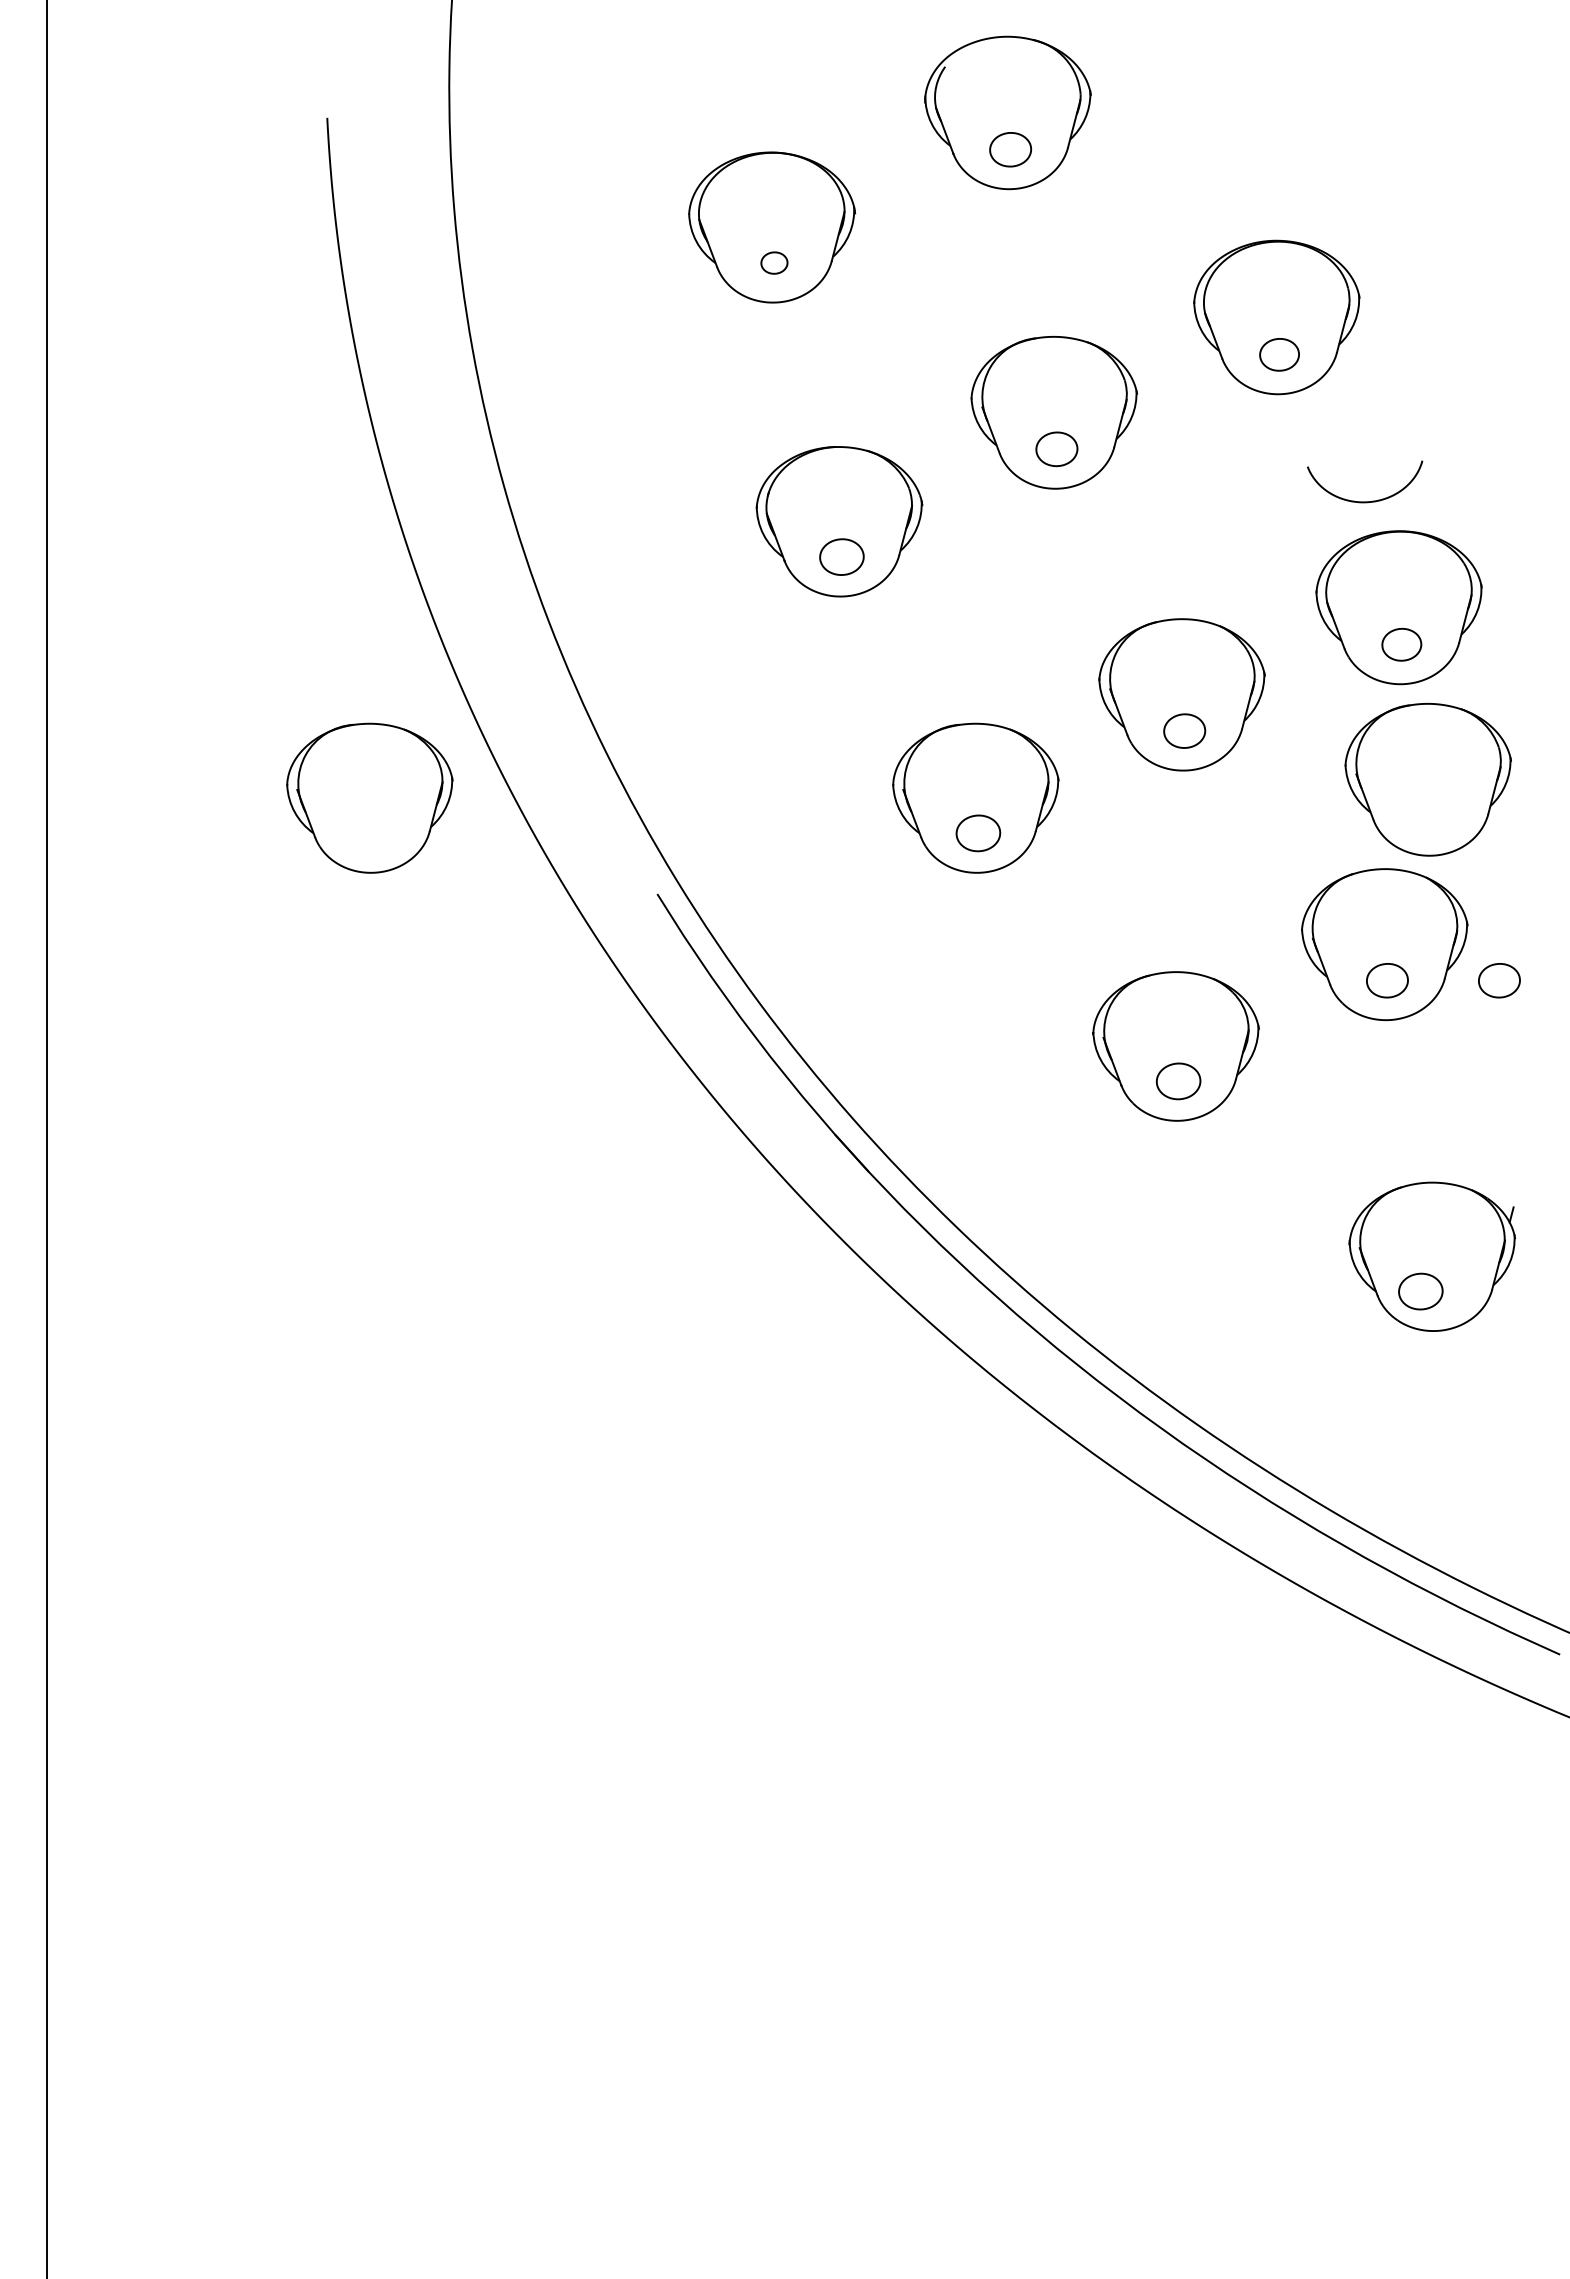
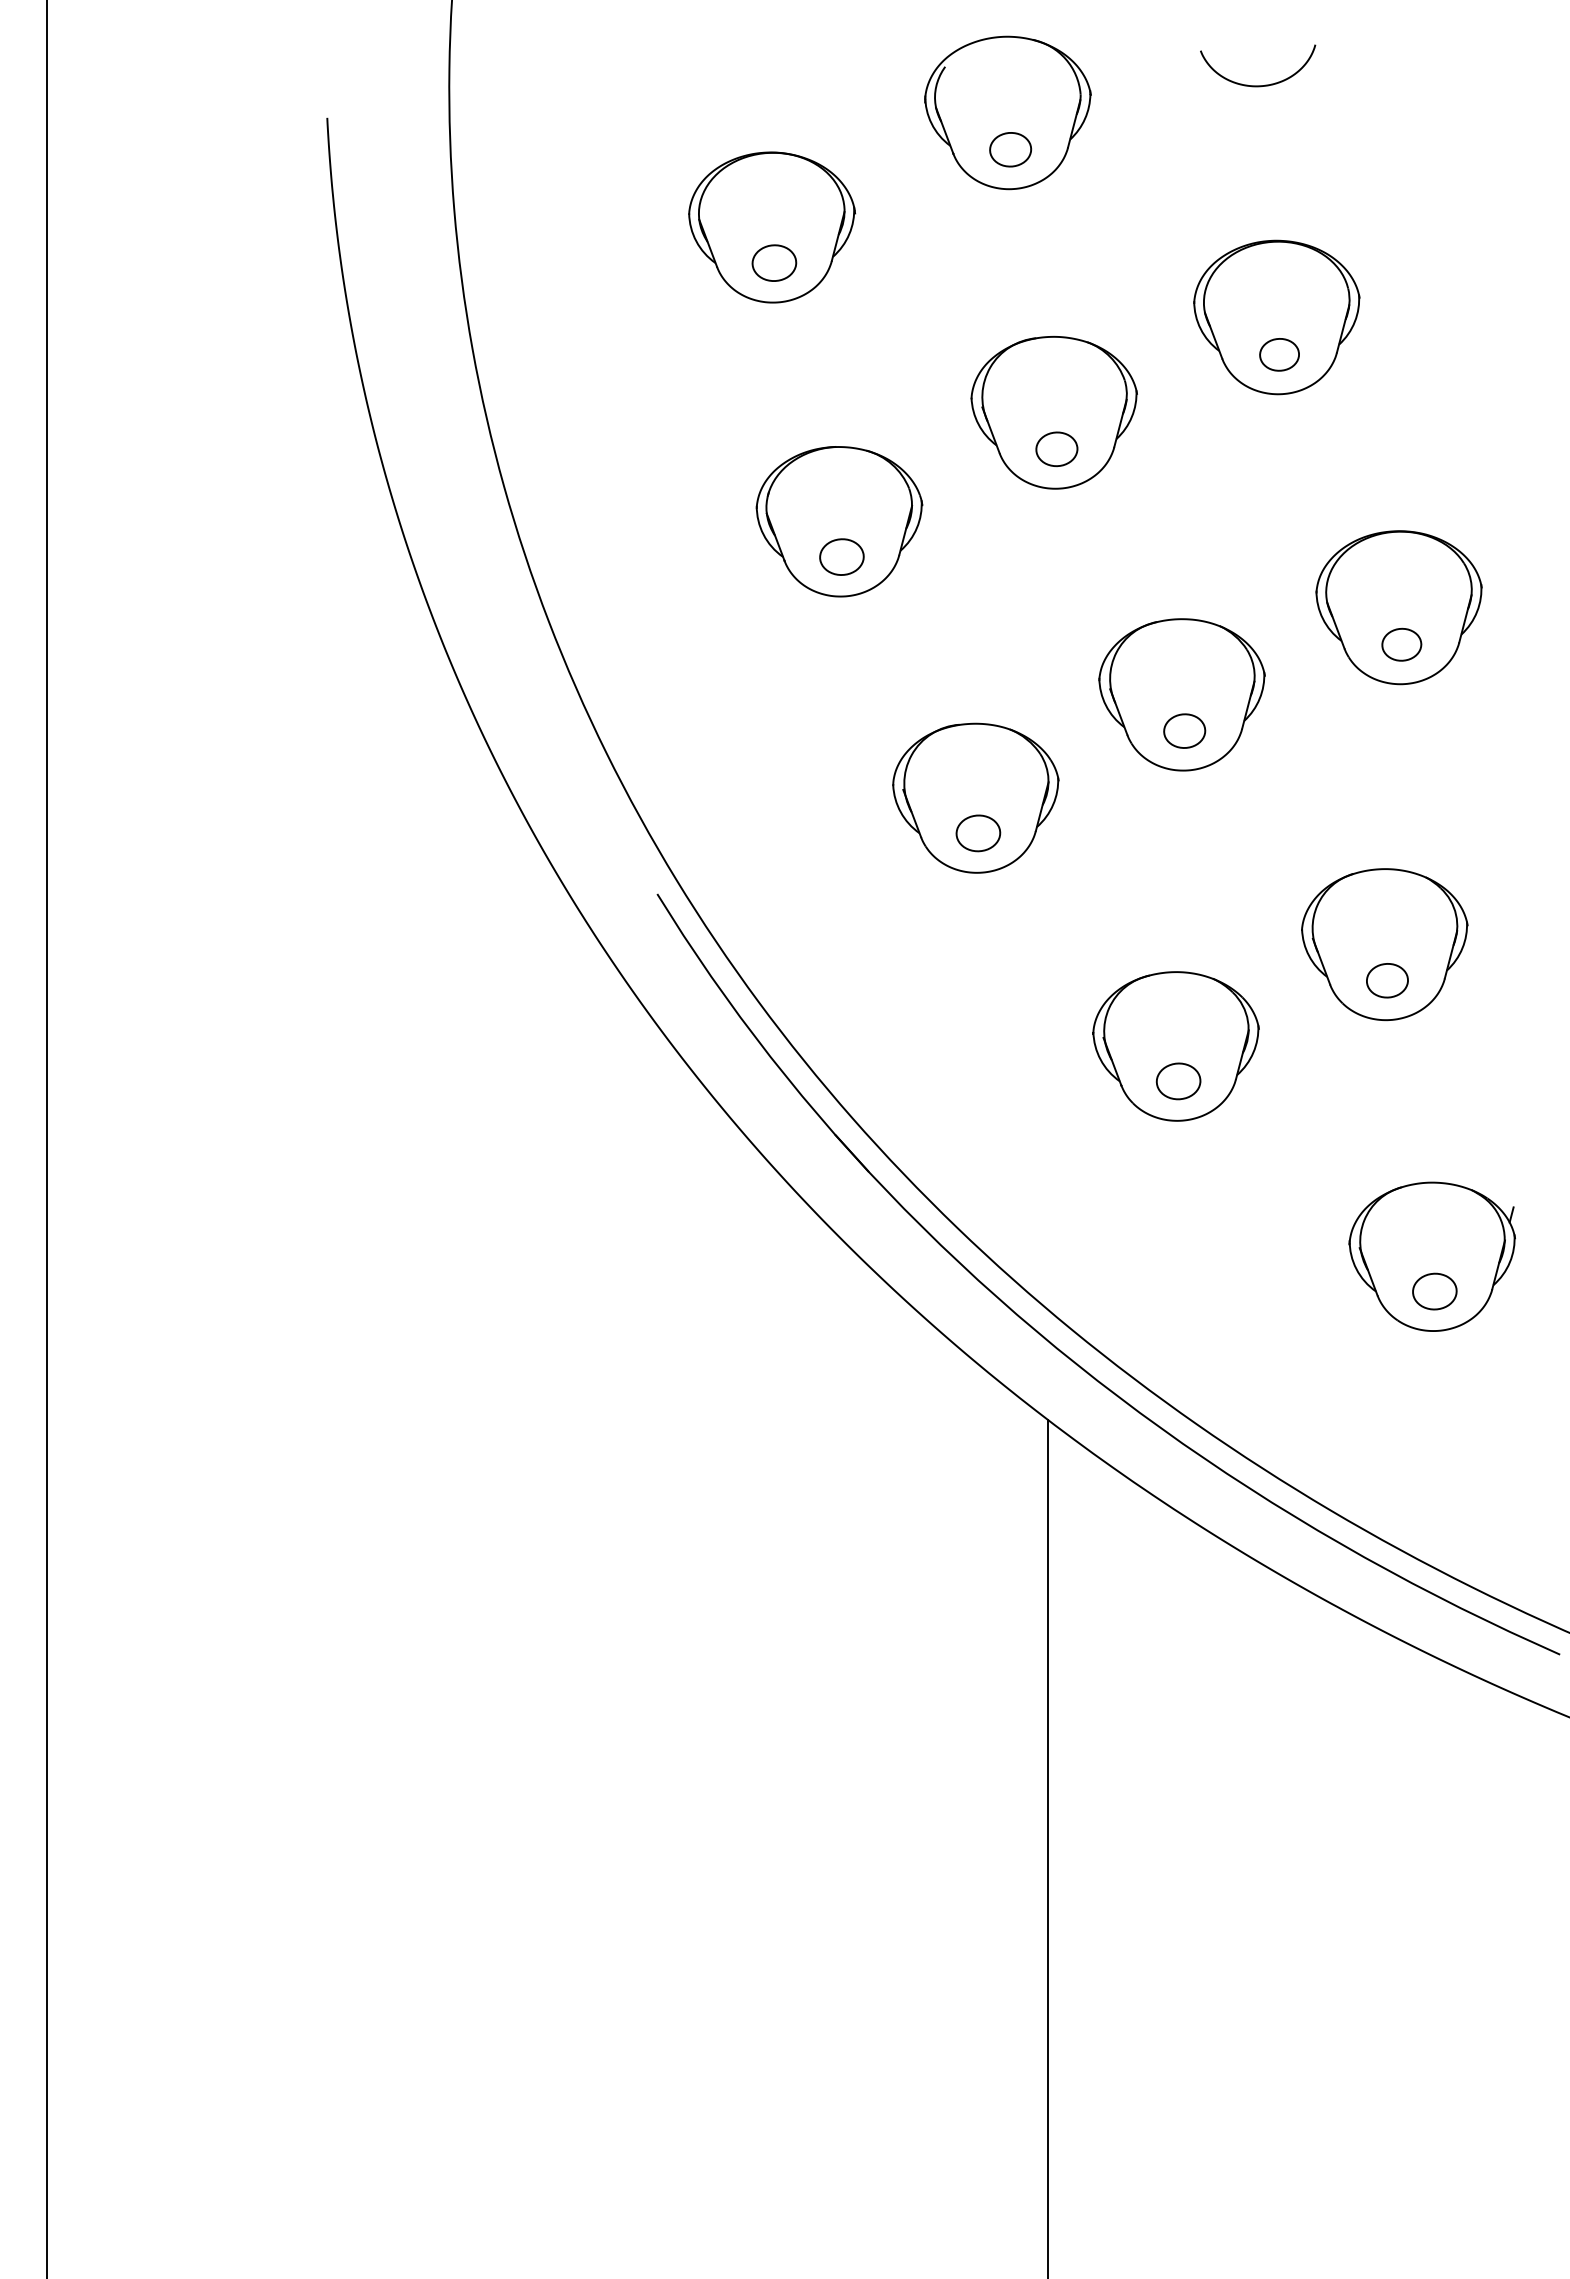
part size: 29x24 px -> 47x38 px (774, 262)
curve position: (1365, 501) -> (1258, 85) (1258, 85)
part: present -> none (1427, 779)
part: present -> none (369, 797)
part: present -> none (1499, 980)
part position: (1420, 1291) -> (1434, 1291) (1434, 1291)
line: none -> present (1047, 1847)
